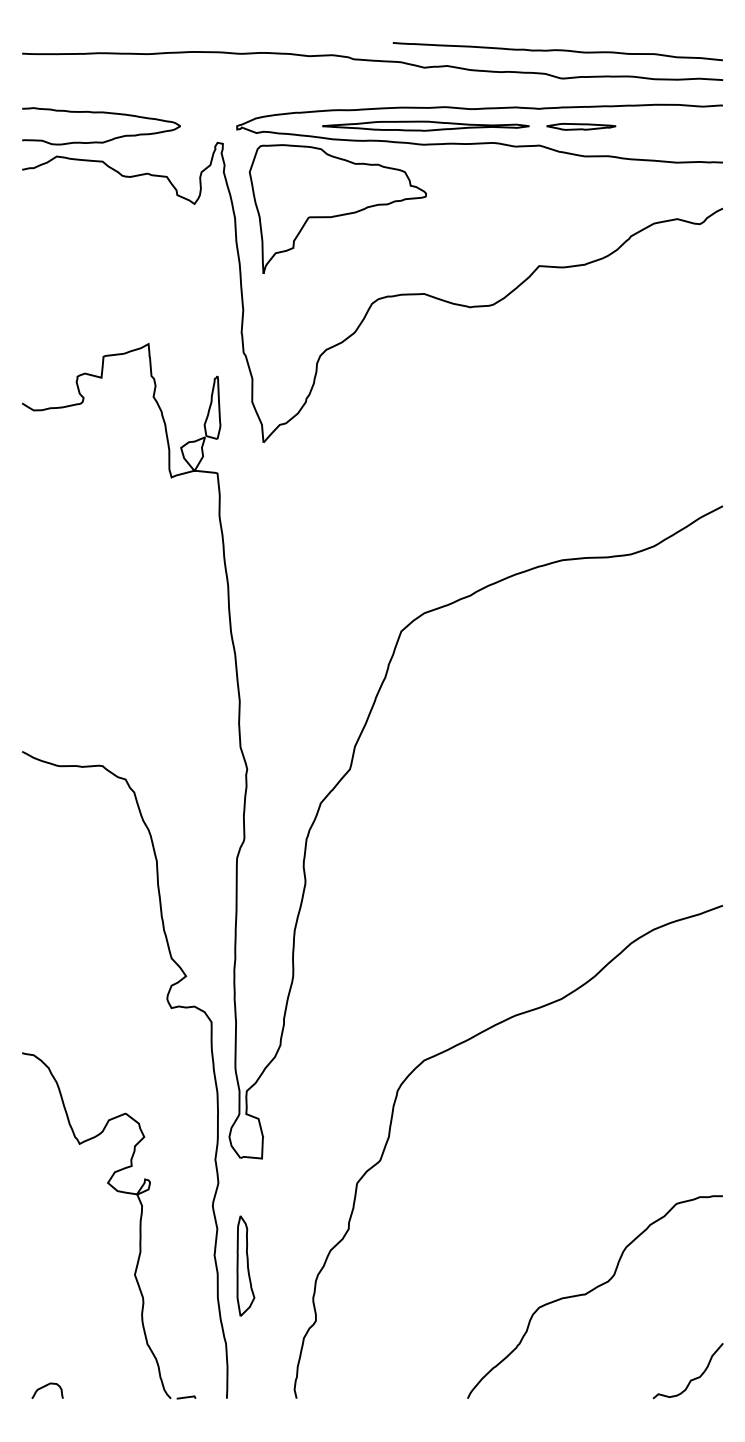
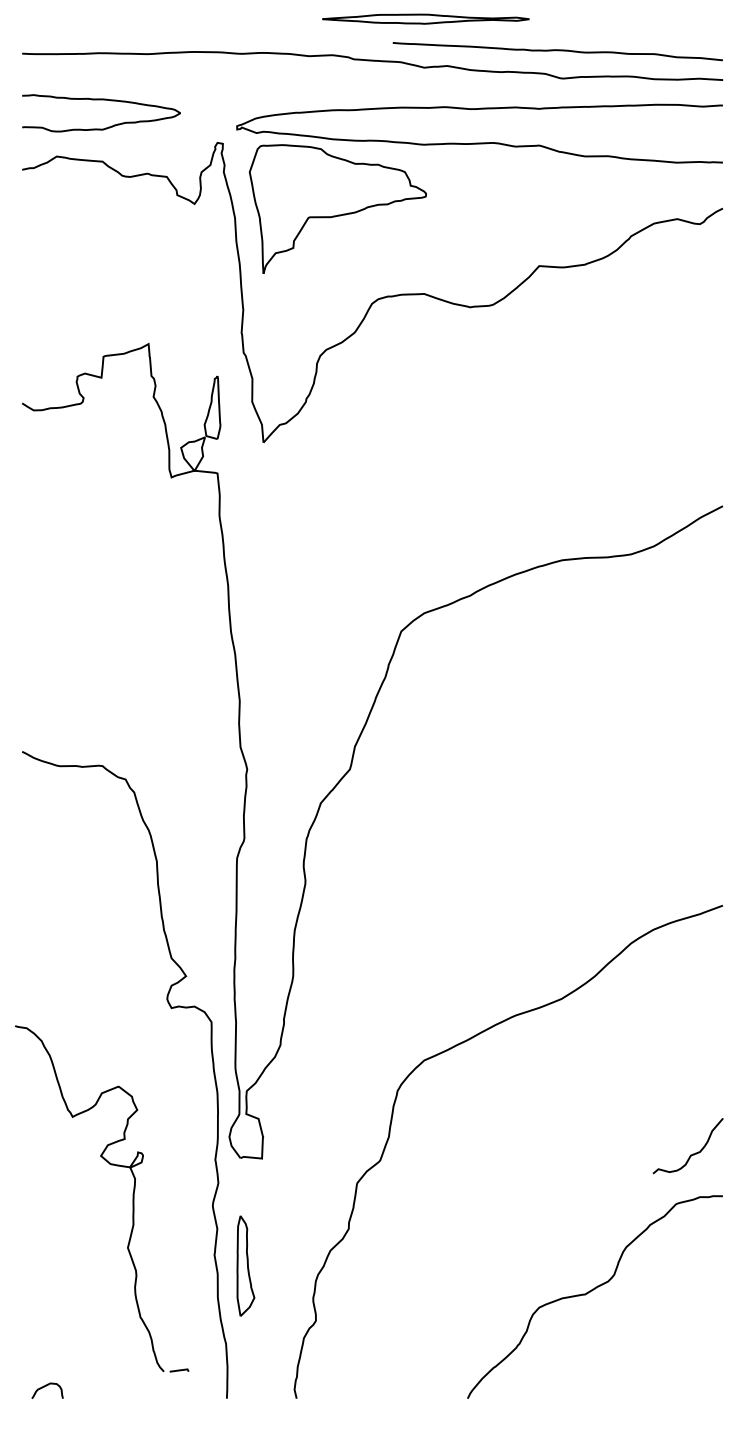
curve position: (101, 113) -> (101, 100) (101, 100)
part position: (425, 125) -> (425, 18) (425, 18)
part: present -> none (581, 126)
part position: (139, 1225) -> (132, 1198) (132, 1198)
curve position: (690, 1379) -> (690, 1154) (690, 1154)
